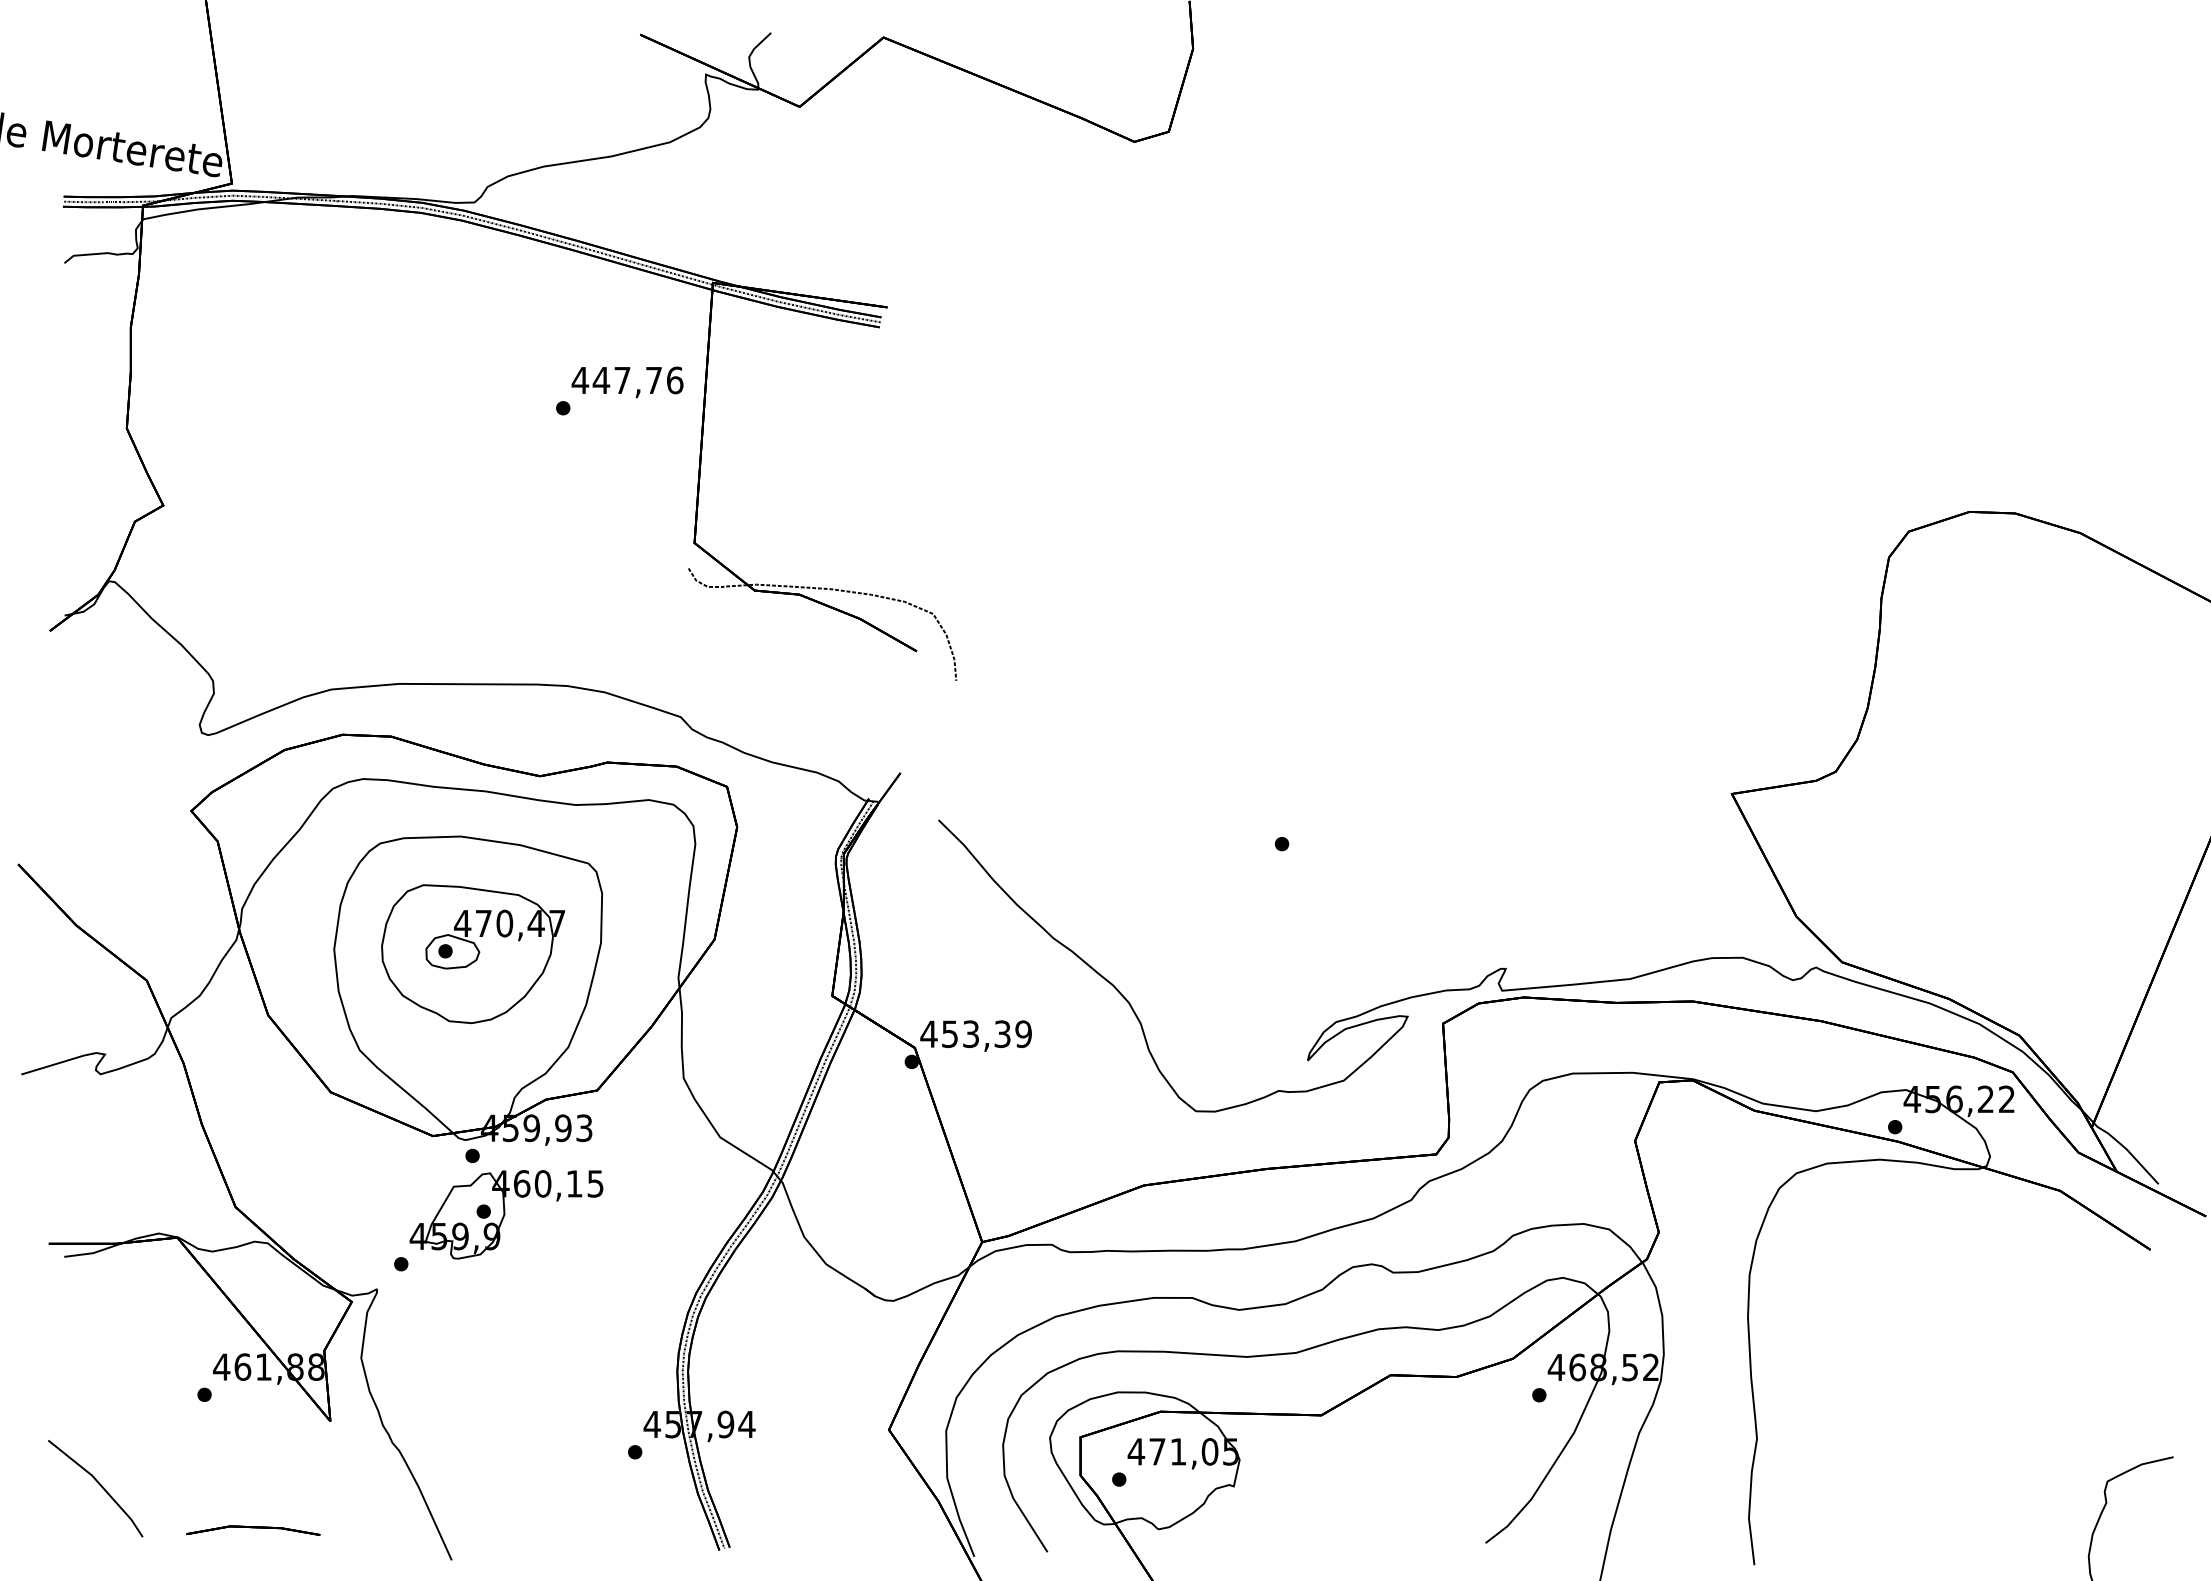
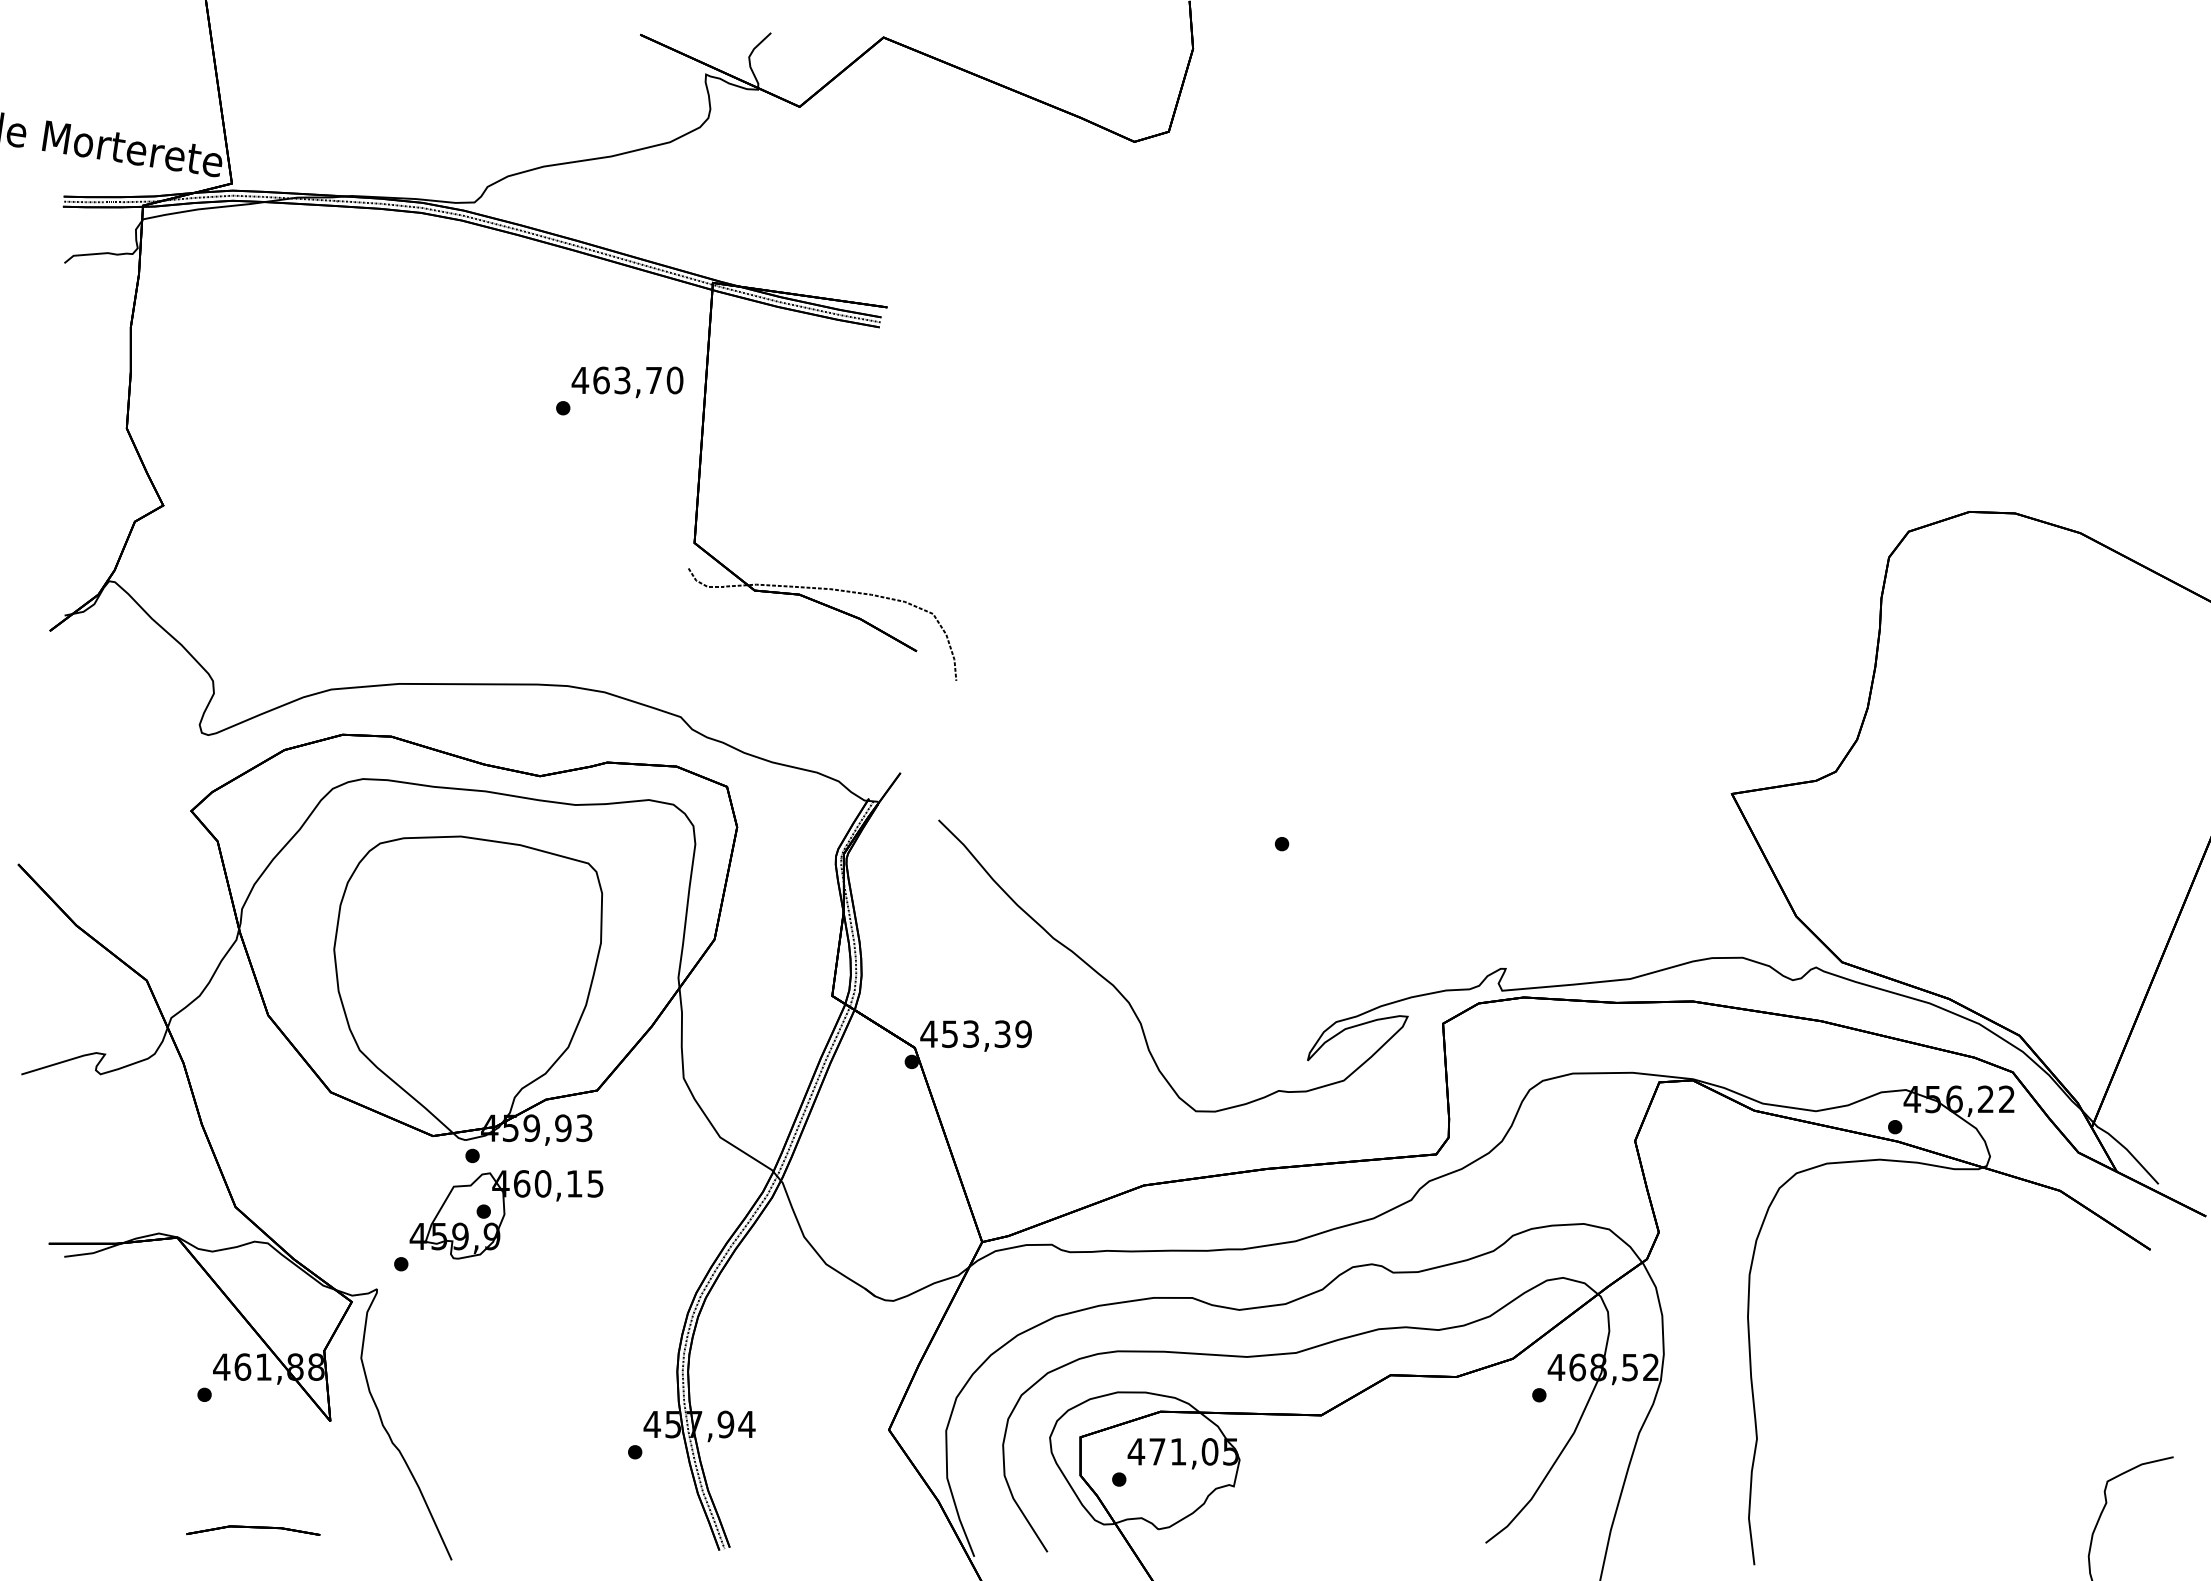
text: 447,76 -> 463,70 (637, 380)
part: present -> none (472, 954)
line: present -> none (98, 1484)
